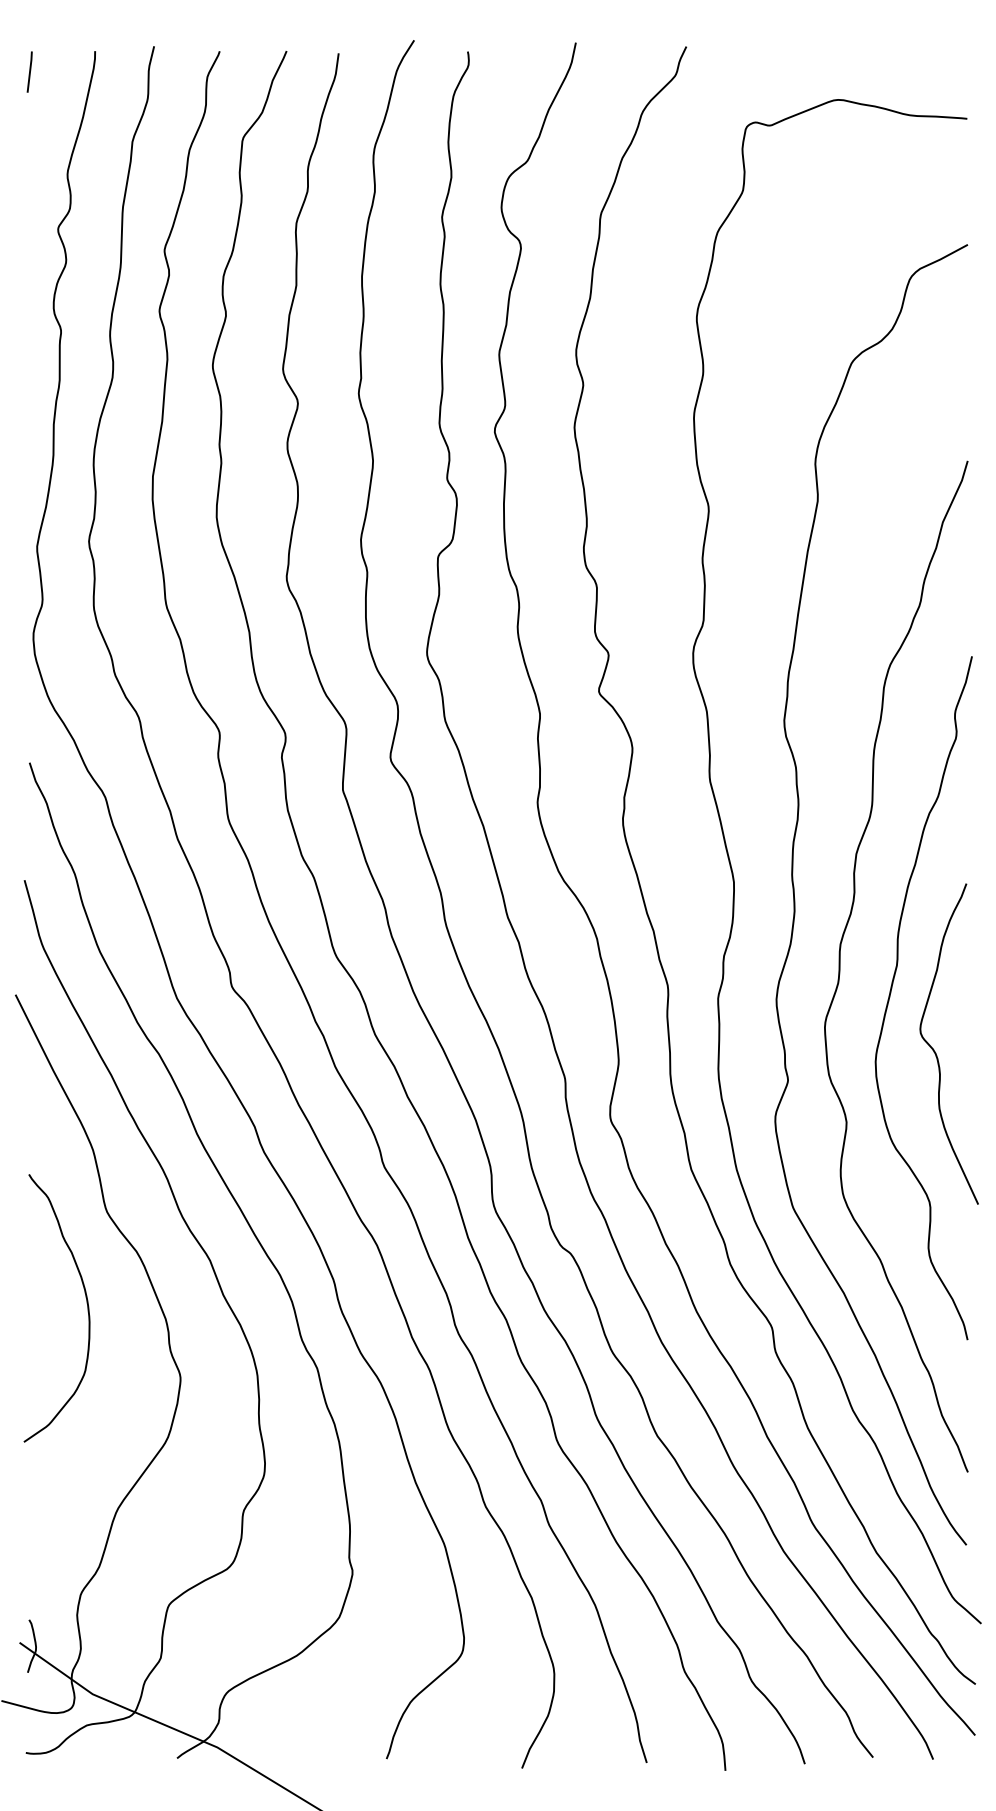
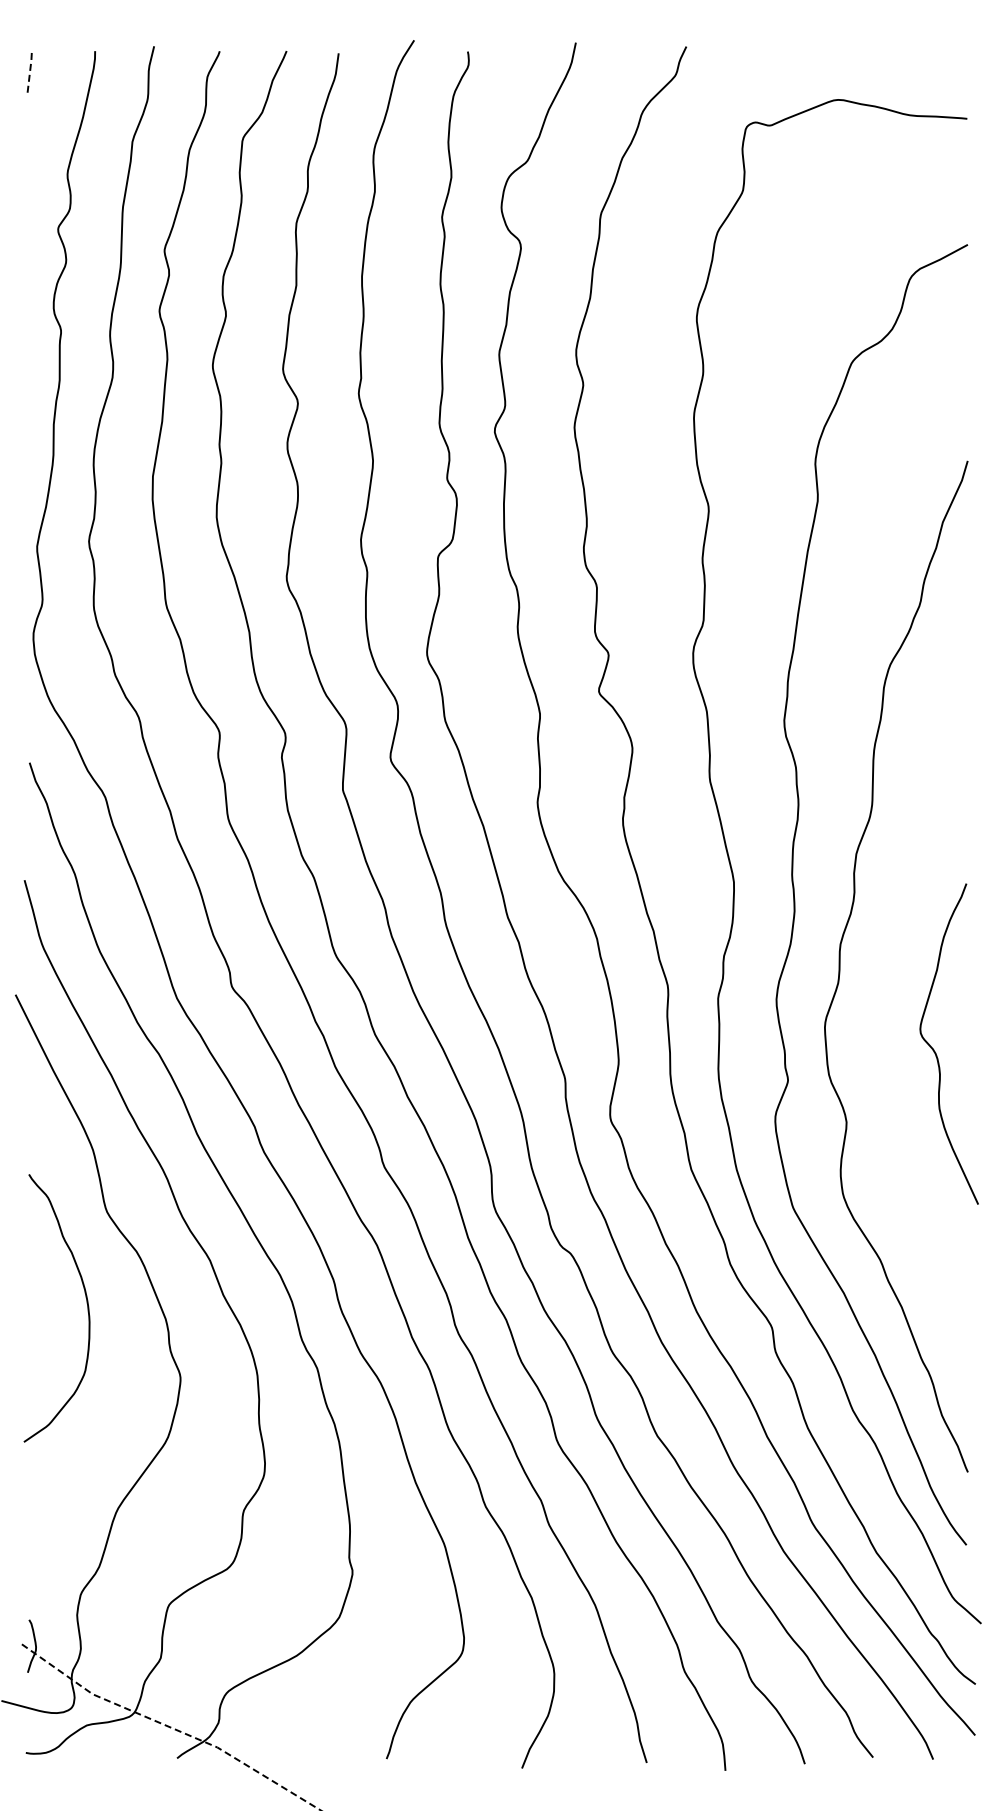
line: solid -> dashed (30, 71)
curve: present -> none (891, 993)
line: solid -> dashed (169, 1727)
